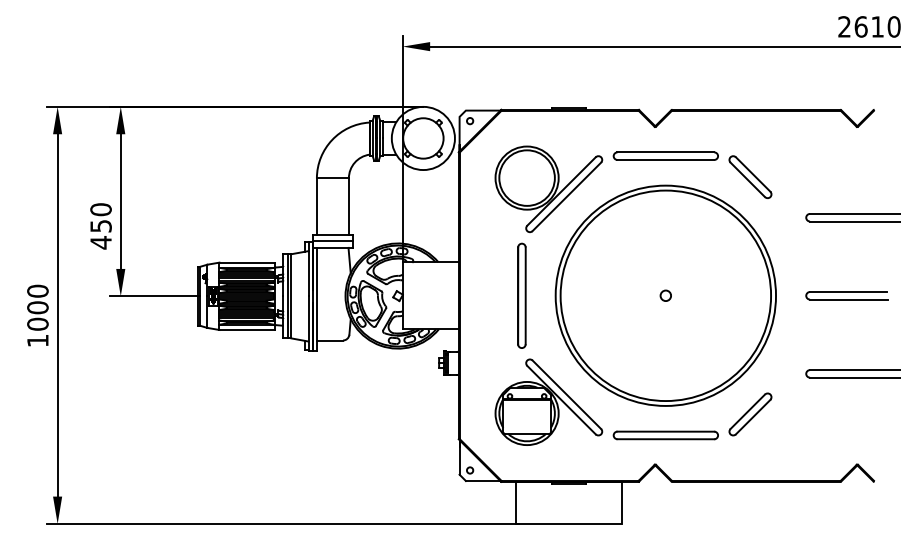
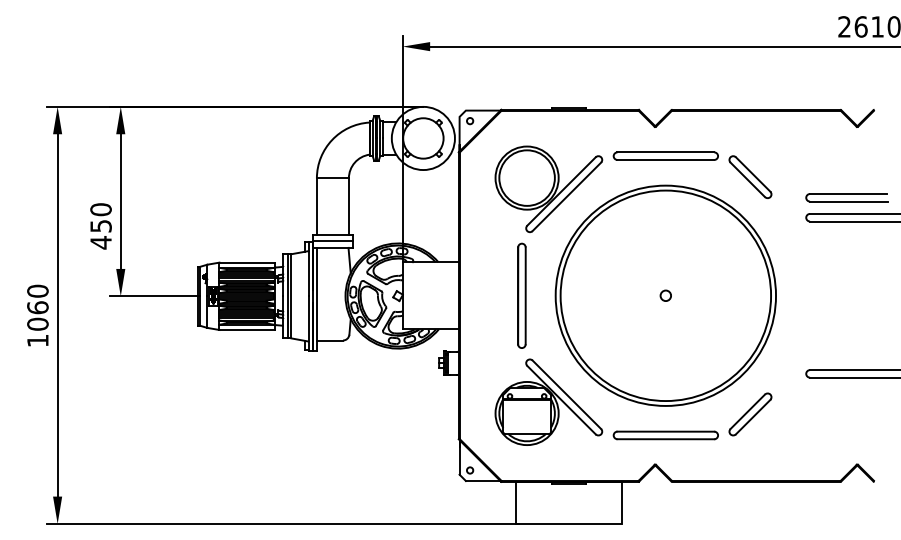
part position: (846, 295) -> (846, 197) (846, 197)
text: 1000 -> 1060 (37, 307)
